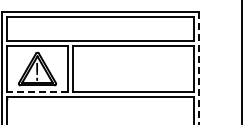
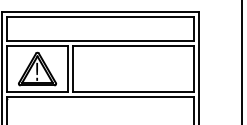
line: dashed -> solid (198, 68)
line: dashed -> solid (37, 92)
